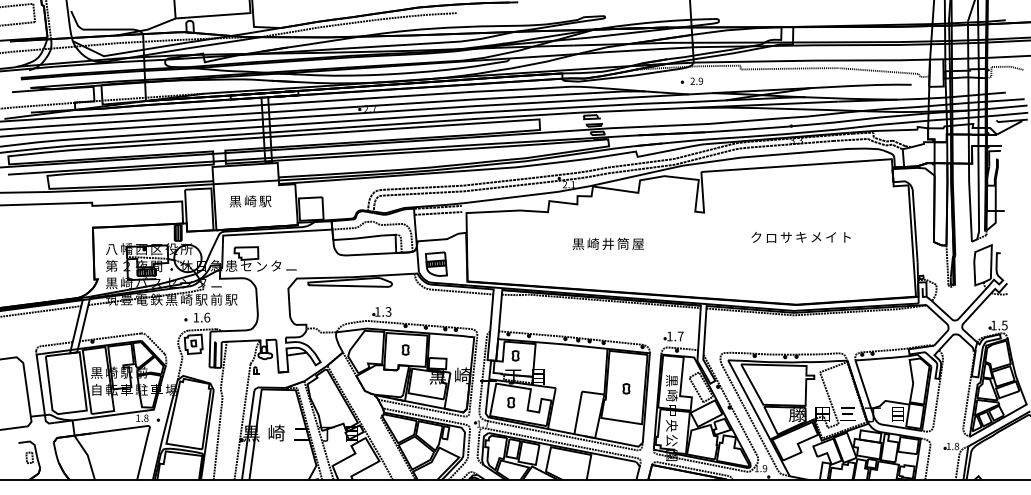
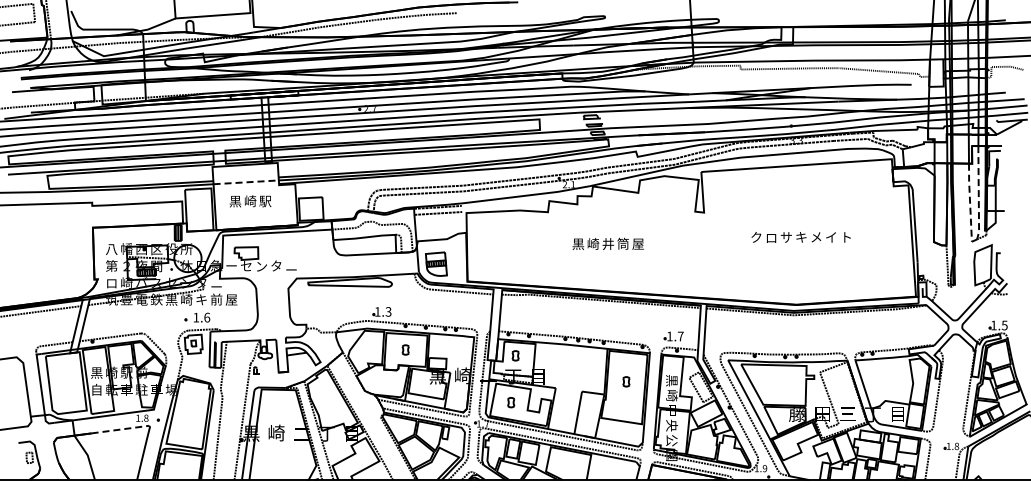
part: present -> none (691, 80)
line: solid -> dashed (246, 182)
line: solid -> dashed (978, 192)
line: solid -> dashed (970, 202)
text: 患 -> ー (231, 265)
text: 黒 -> ロ (111, 283)
text: 駅 -> キ (201, 299)
text: 駅 -> 屋 (231, 299)
part position: (626, 388) -> (626, 381) (626, 381)
line: solid -> dashed (120, 429)
